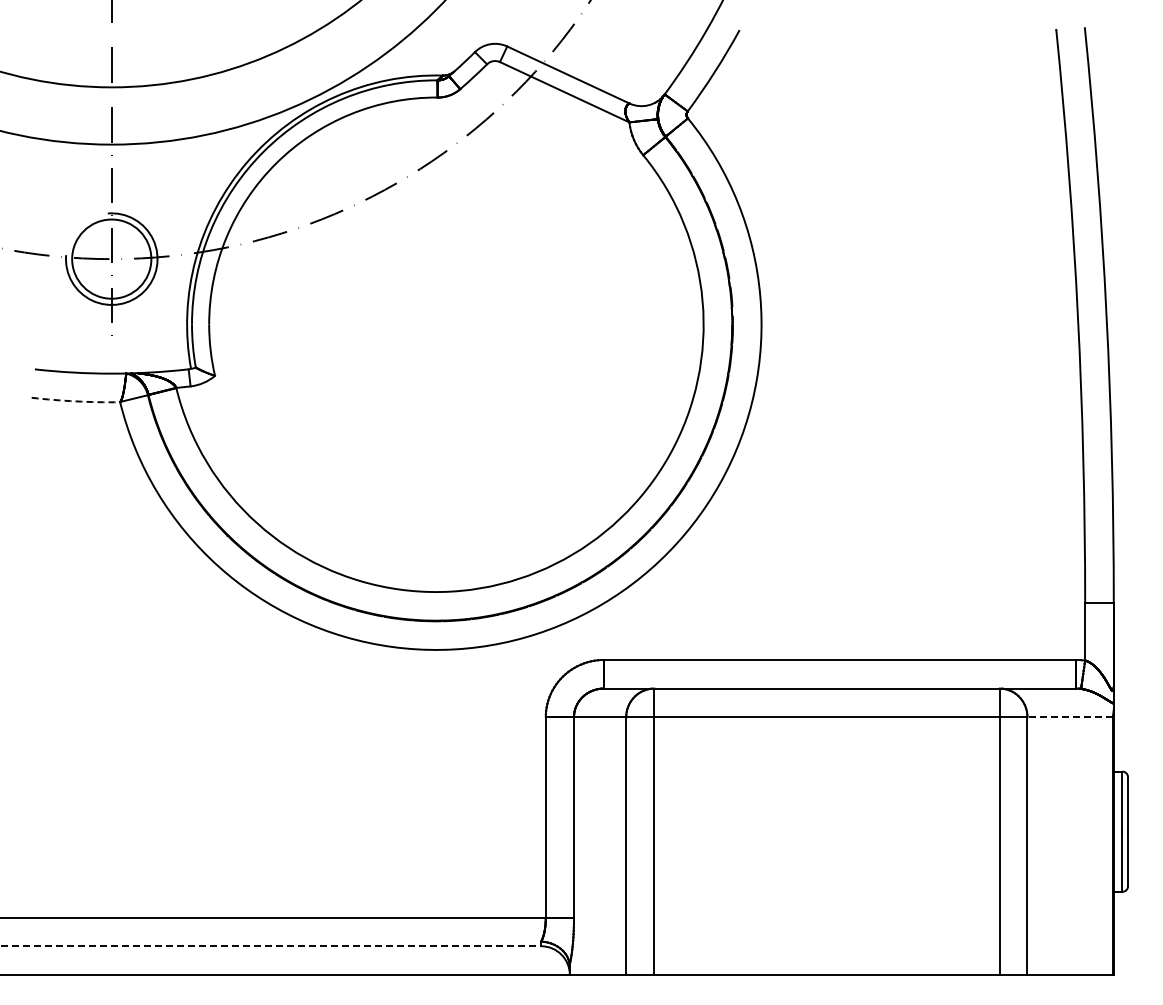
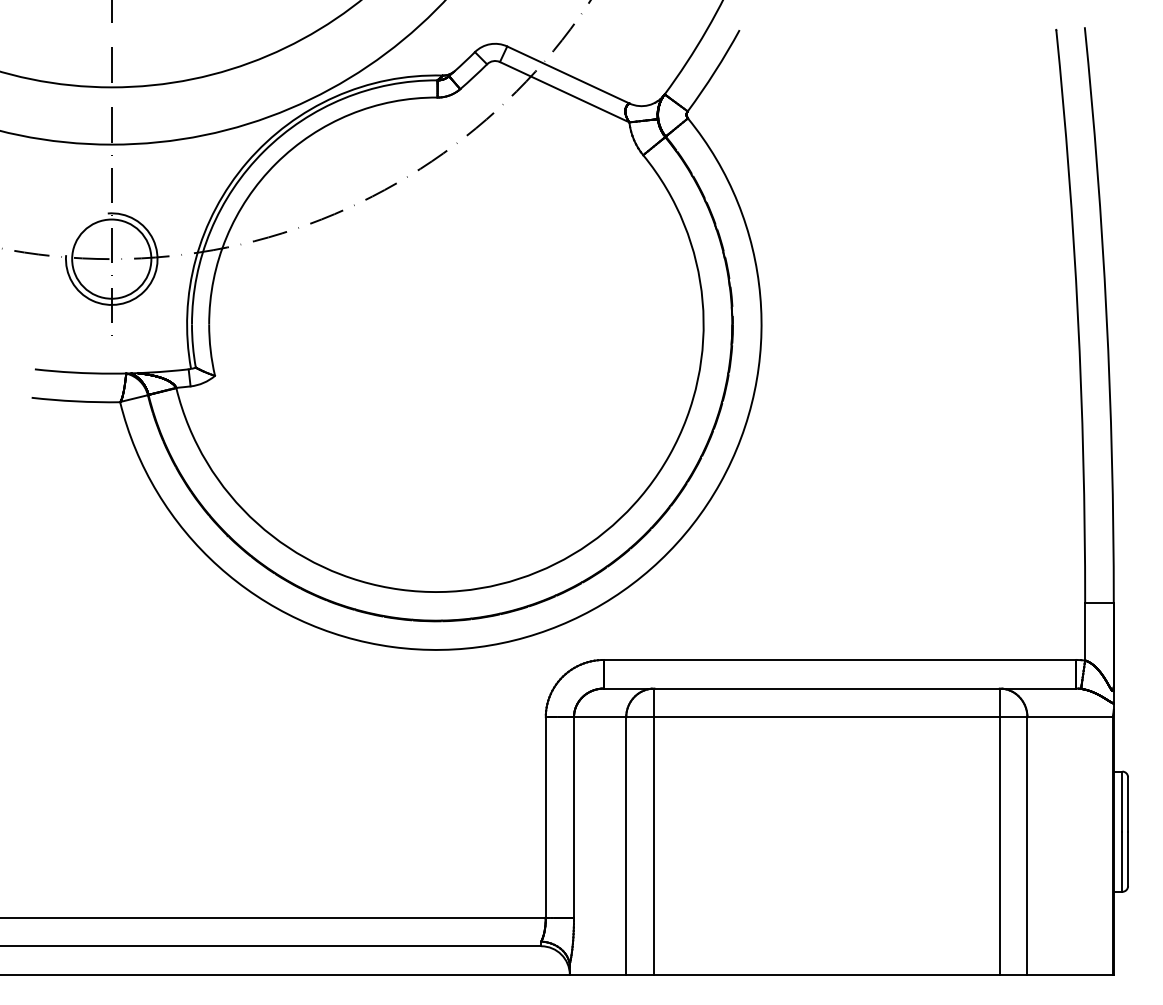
arc: dashed -> solid (75, 401)
line: dashed -> solid (1070, 717)
line: dashed -> solid (271, 946)
